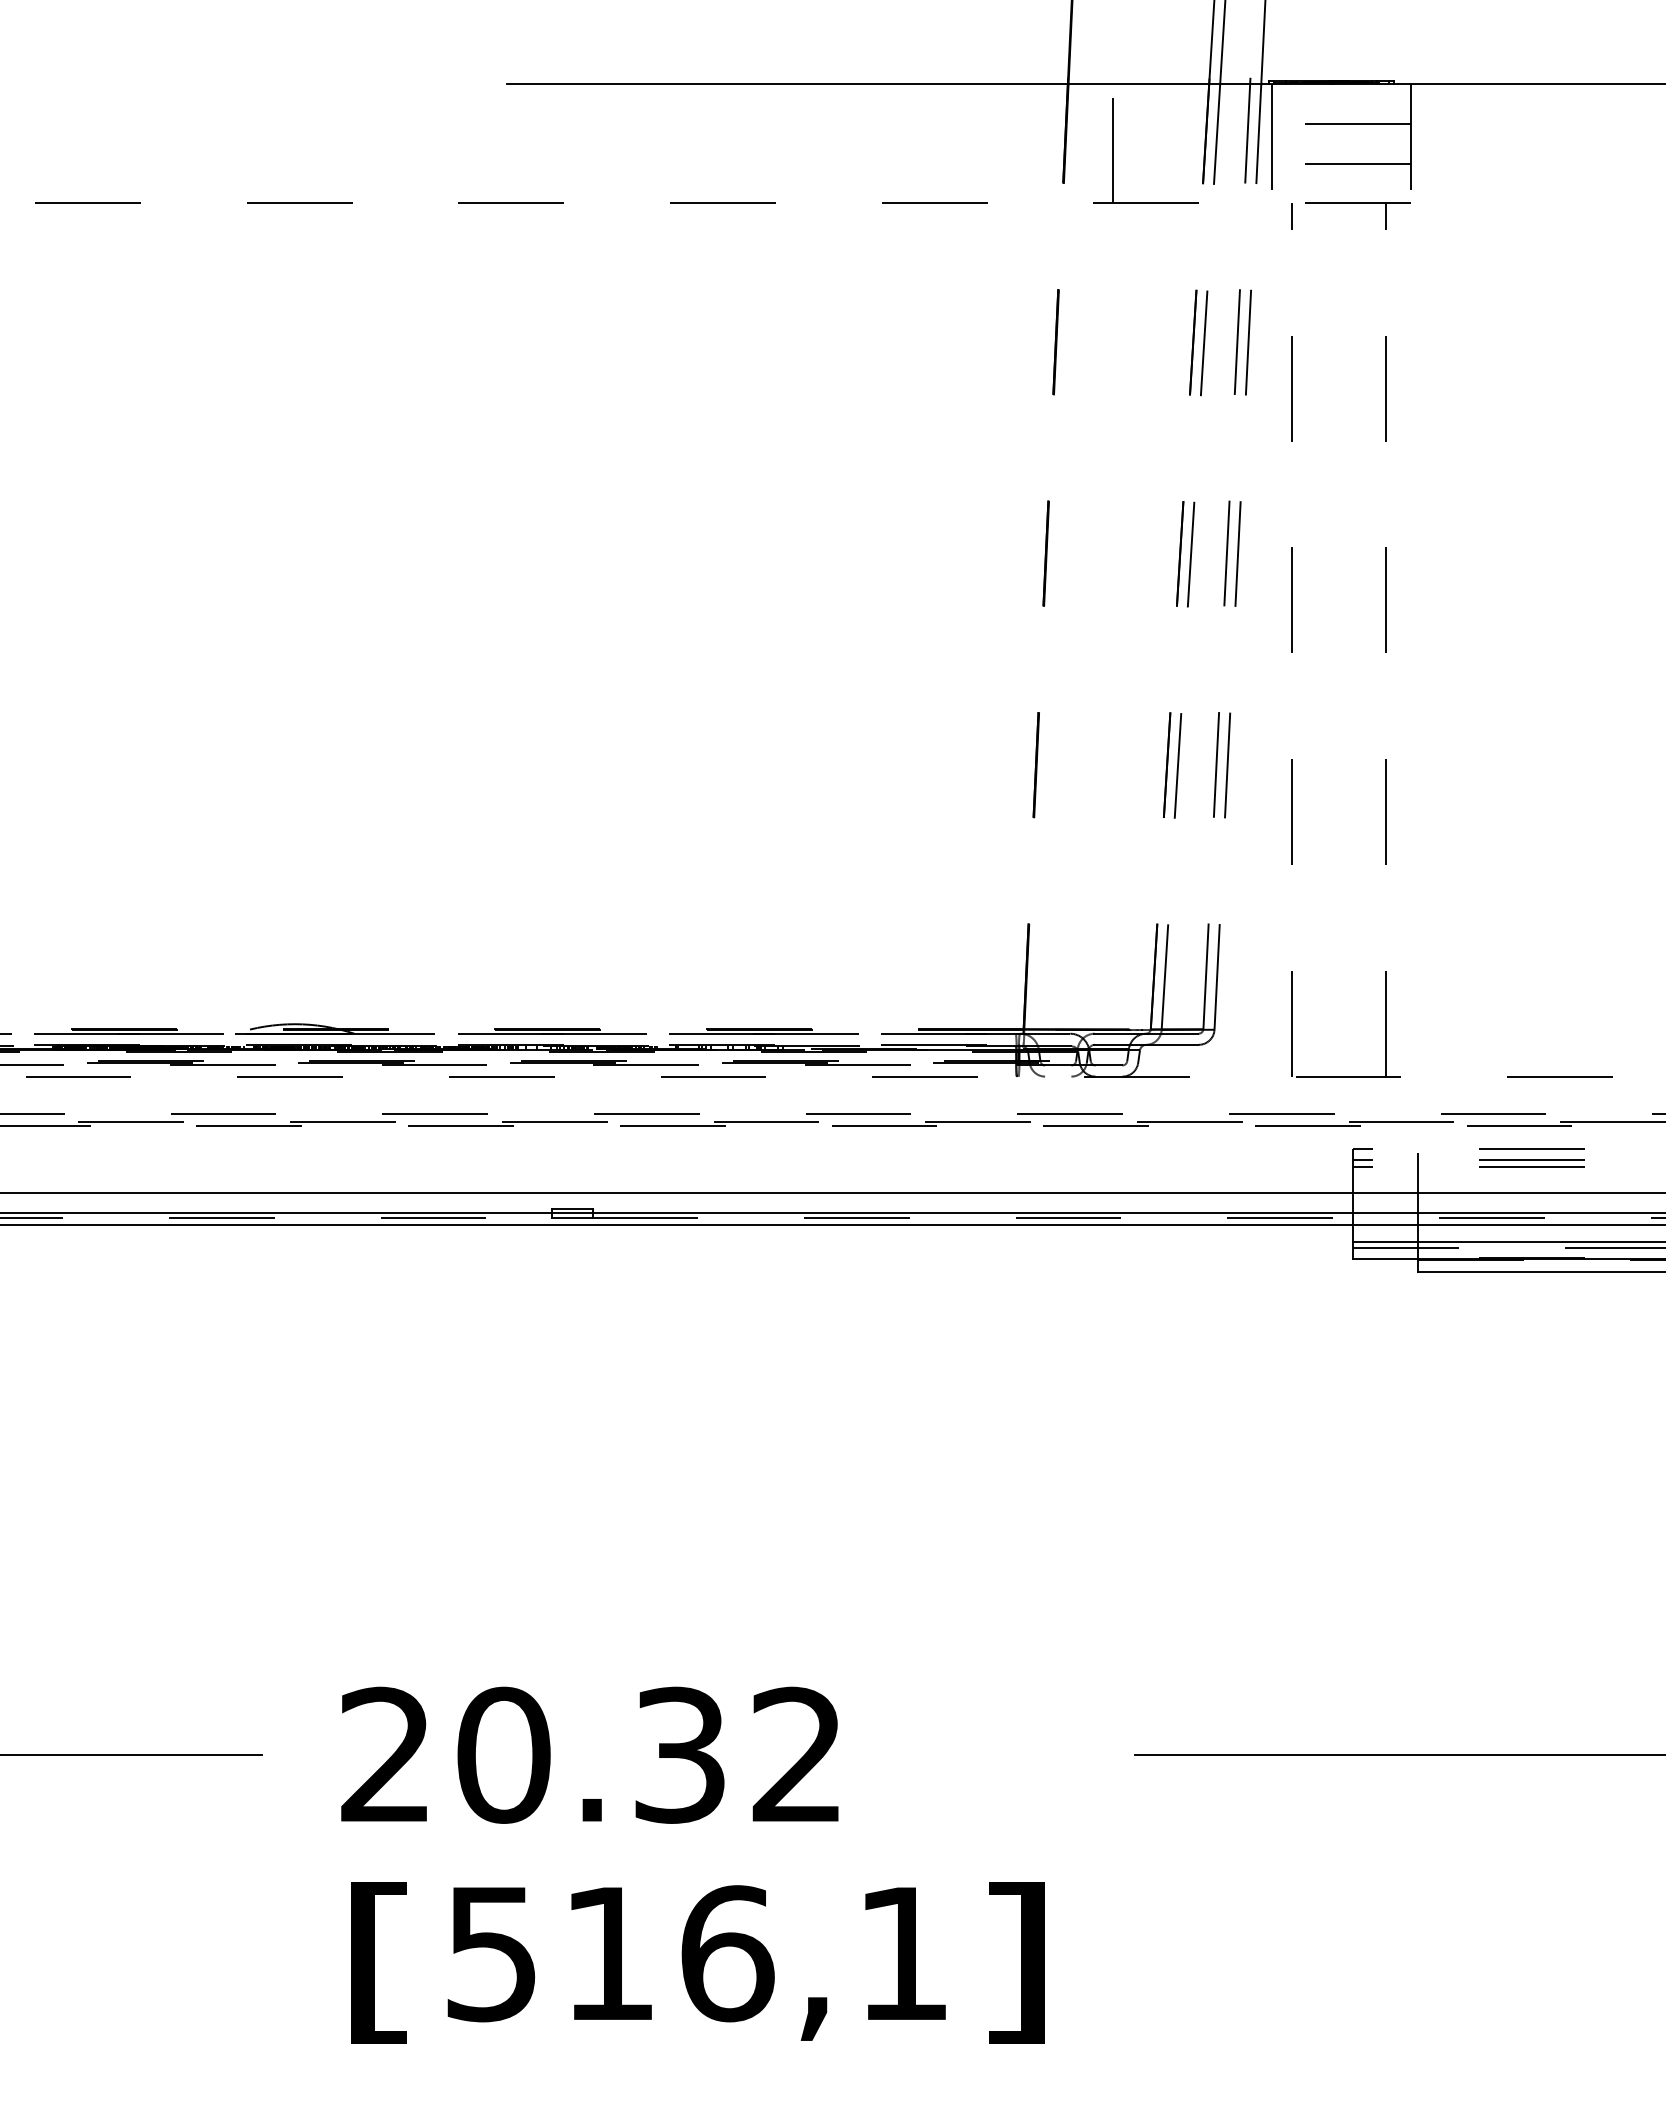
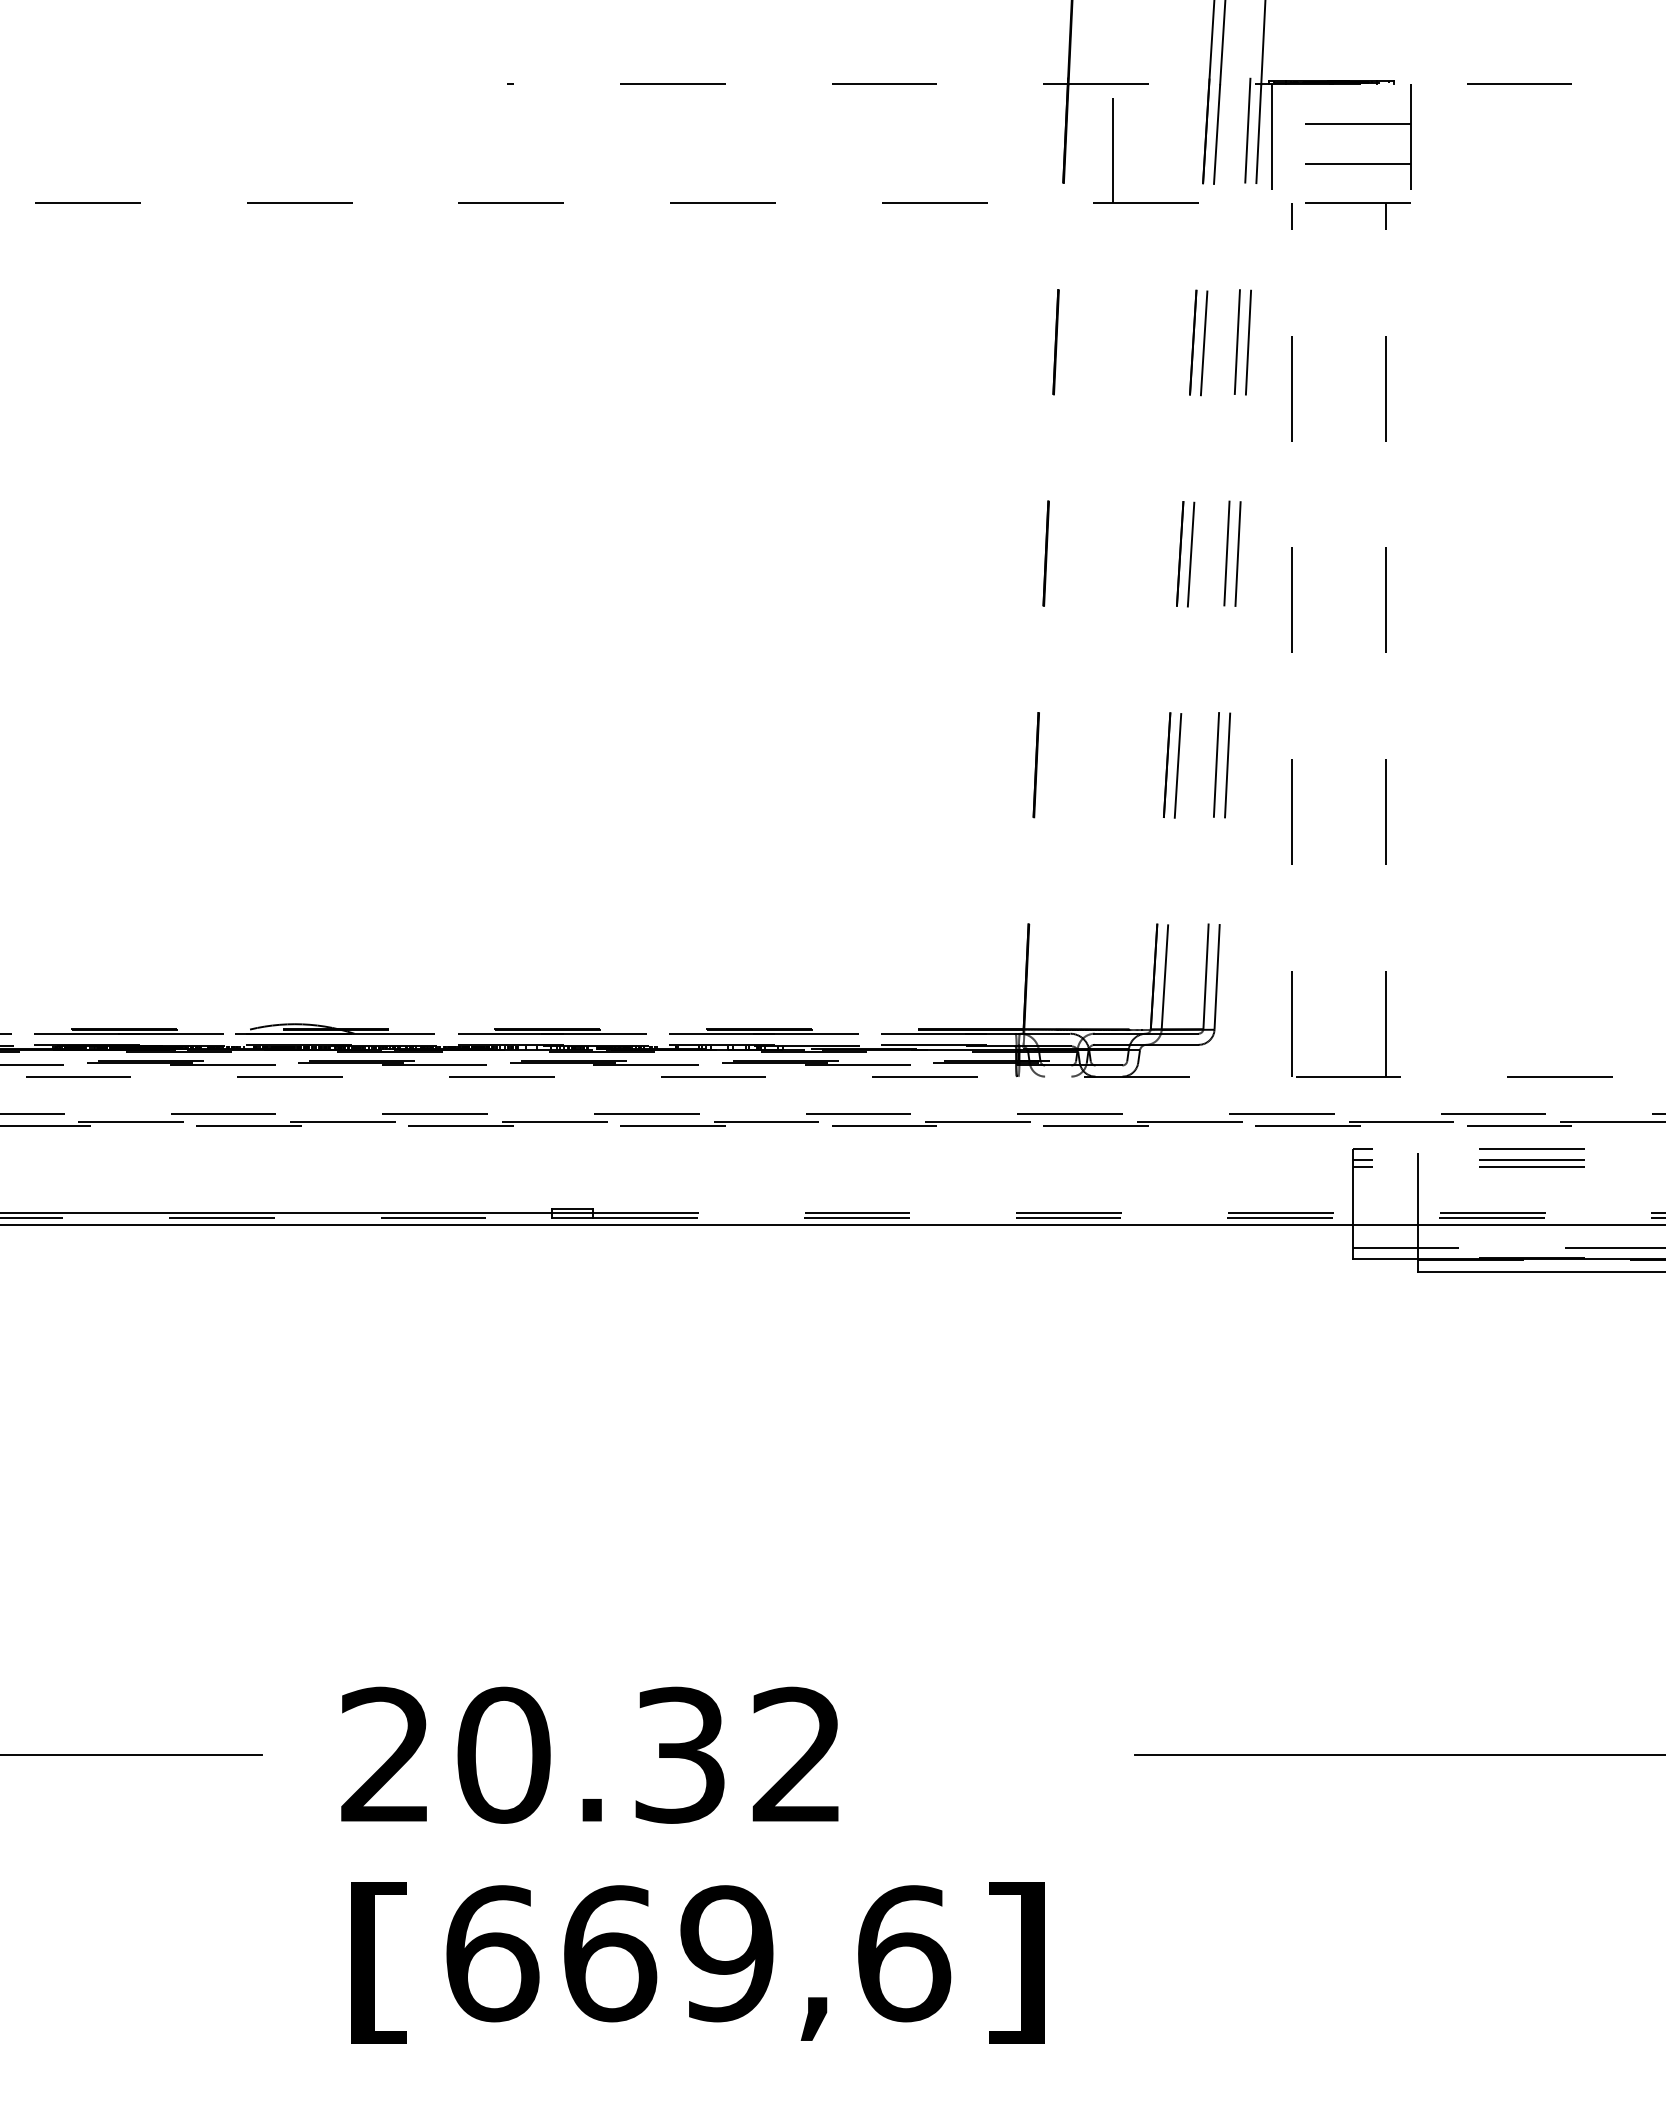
line: solid -> dashed (1085, 84)
line: present -> none (832, 1193)
line: solid -> dashed (1129, 1213)
line: present -> none (1507, 1241)
text: 516,1 -> 669,6 (698, 1953)
